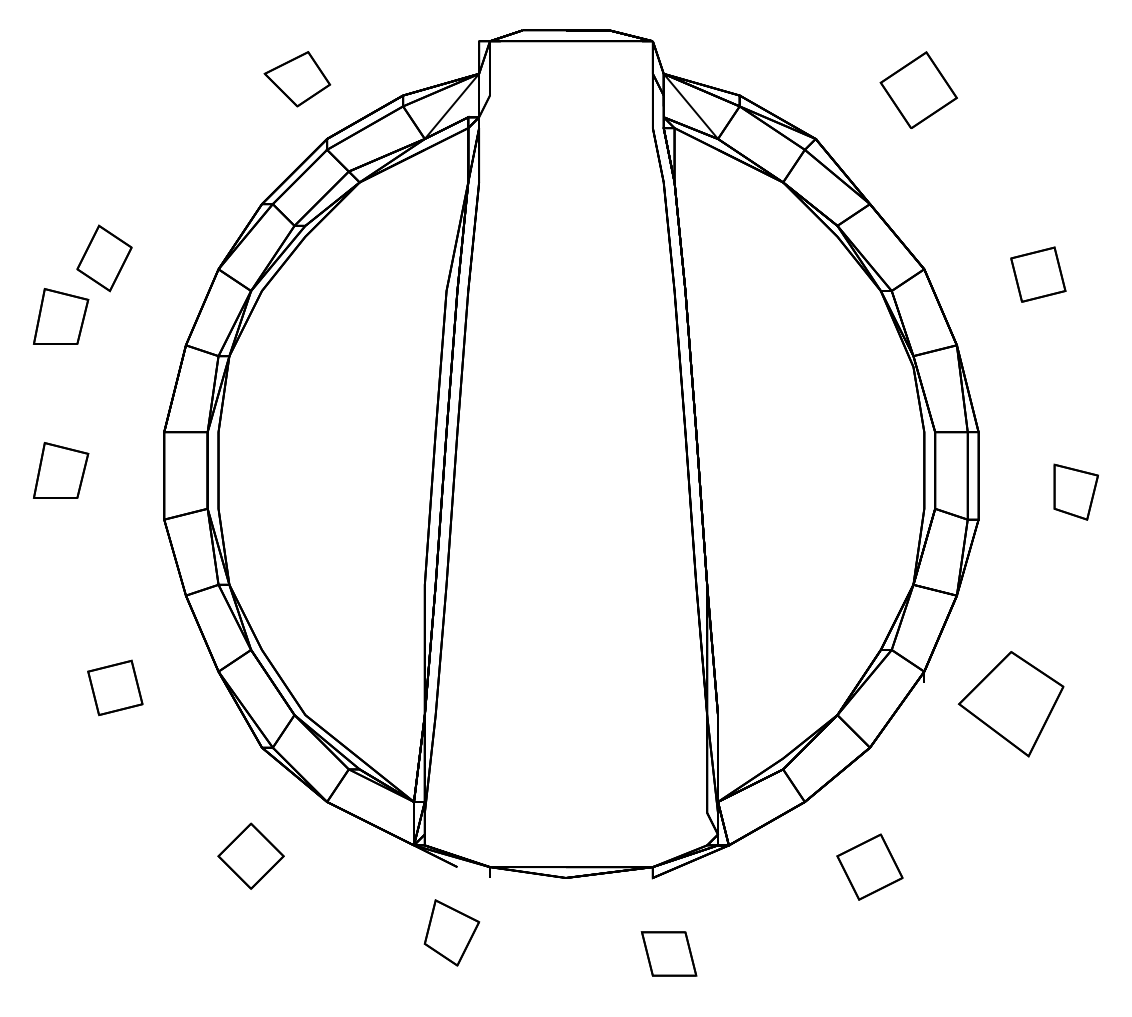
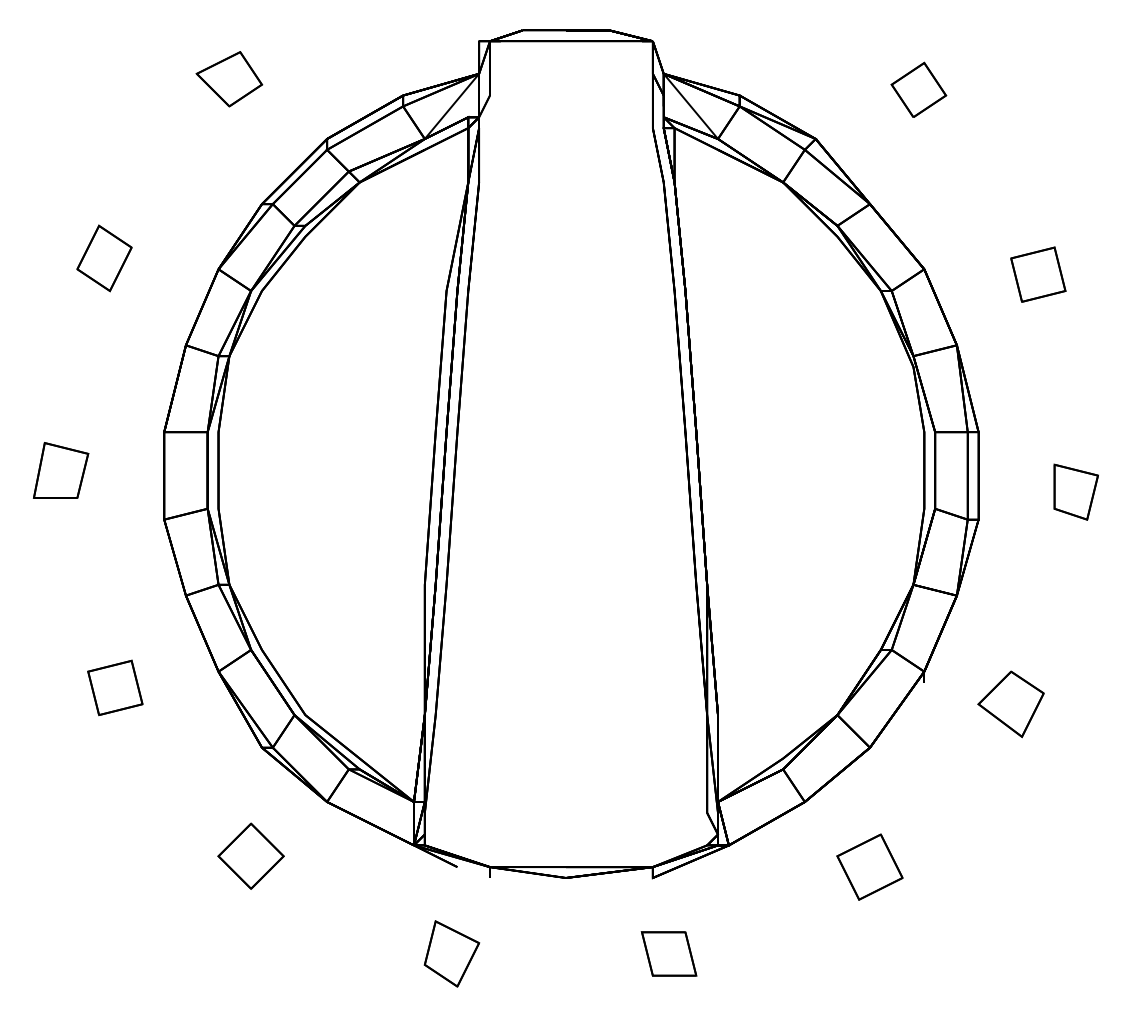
part position: (297, 79) -> (229, 79) (229, 79)
part size: 79x78 px -> 58x57 px (918, 89)
part: present -> none (61, 316)
part size: 108x107 px -> 68x69 px (1010, 704)
part position: (451, 932) -> (451, 953) (451, 953)
